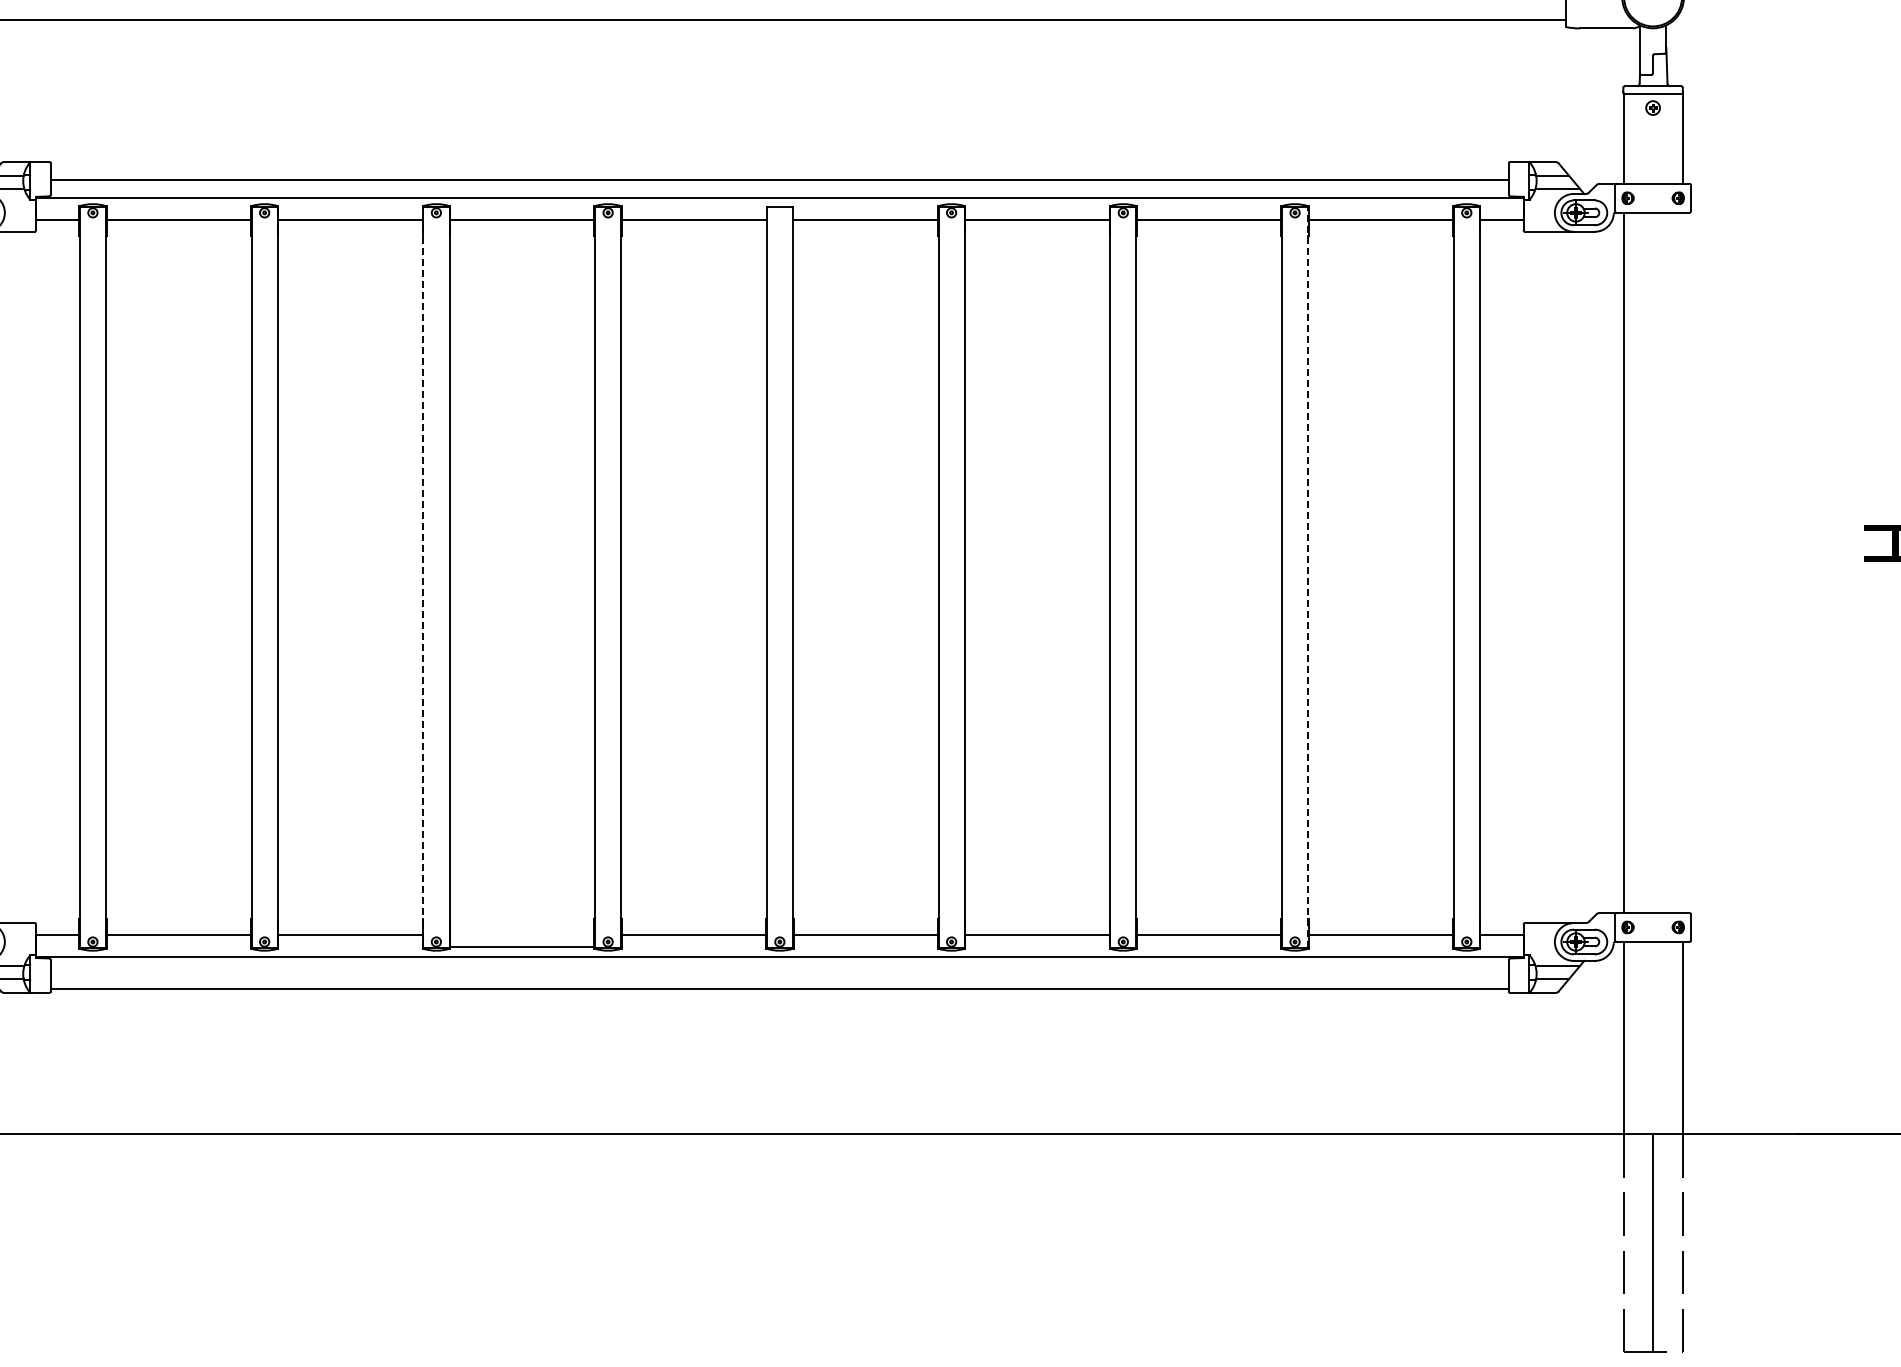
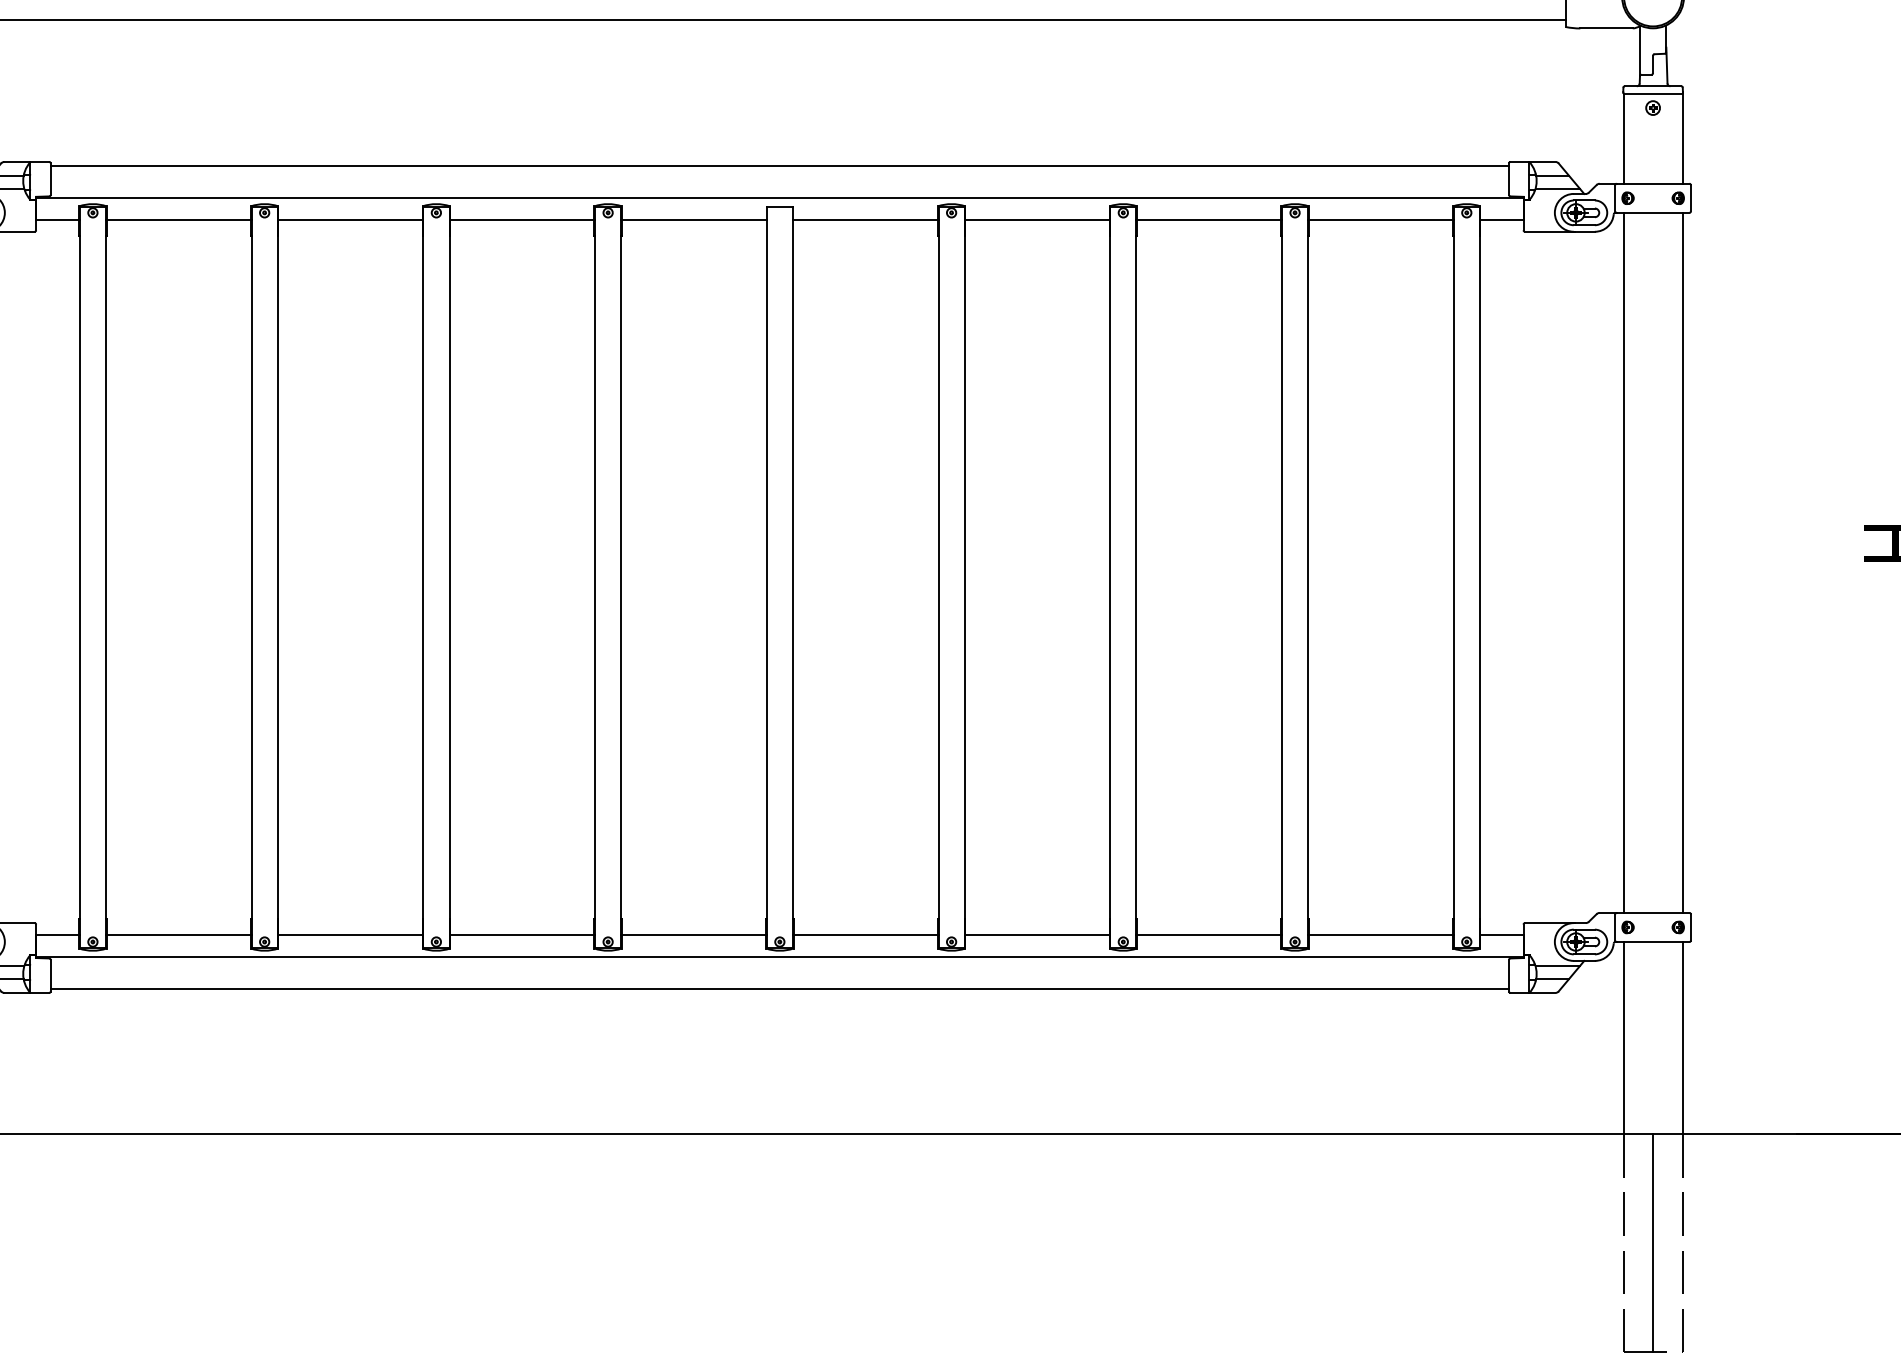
line position: (779, 180) -> (779, 166) (779, 166)
line: none -> present (1682, 562)
line: dashed -> solid (423, 576)
line: dashed -> solid (1308, 576)
line position: (522, 946) -> (522, 934) (522, 934)
